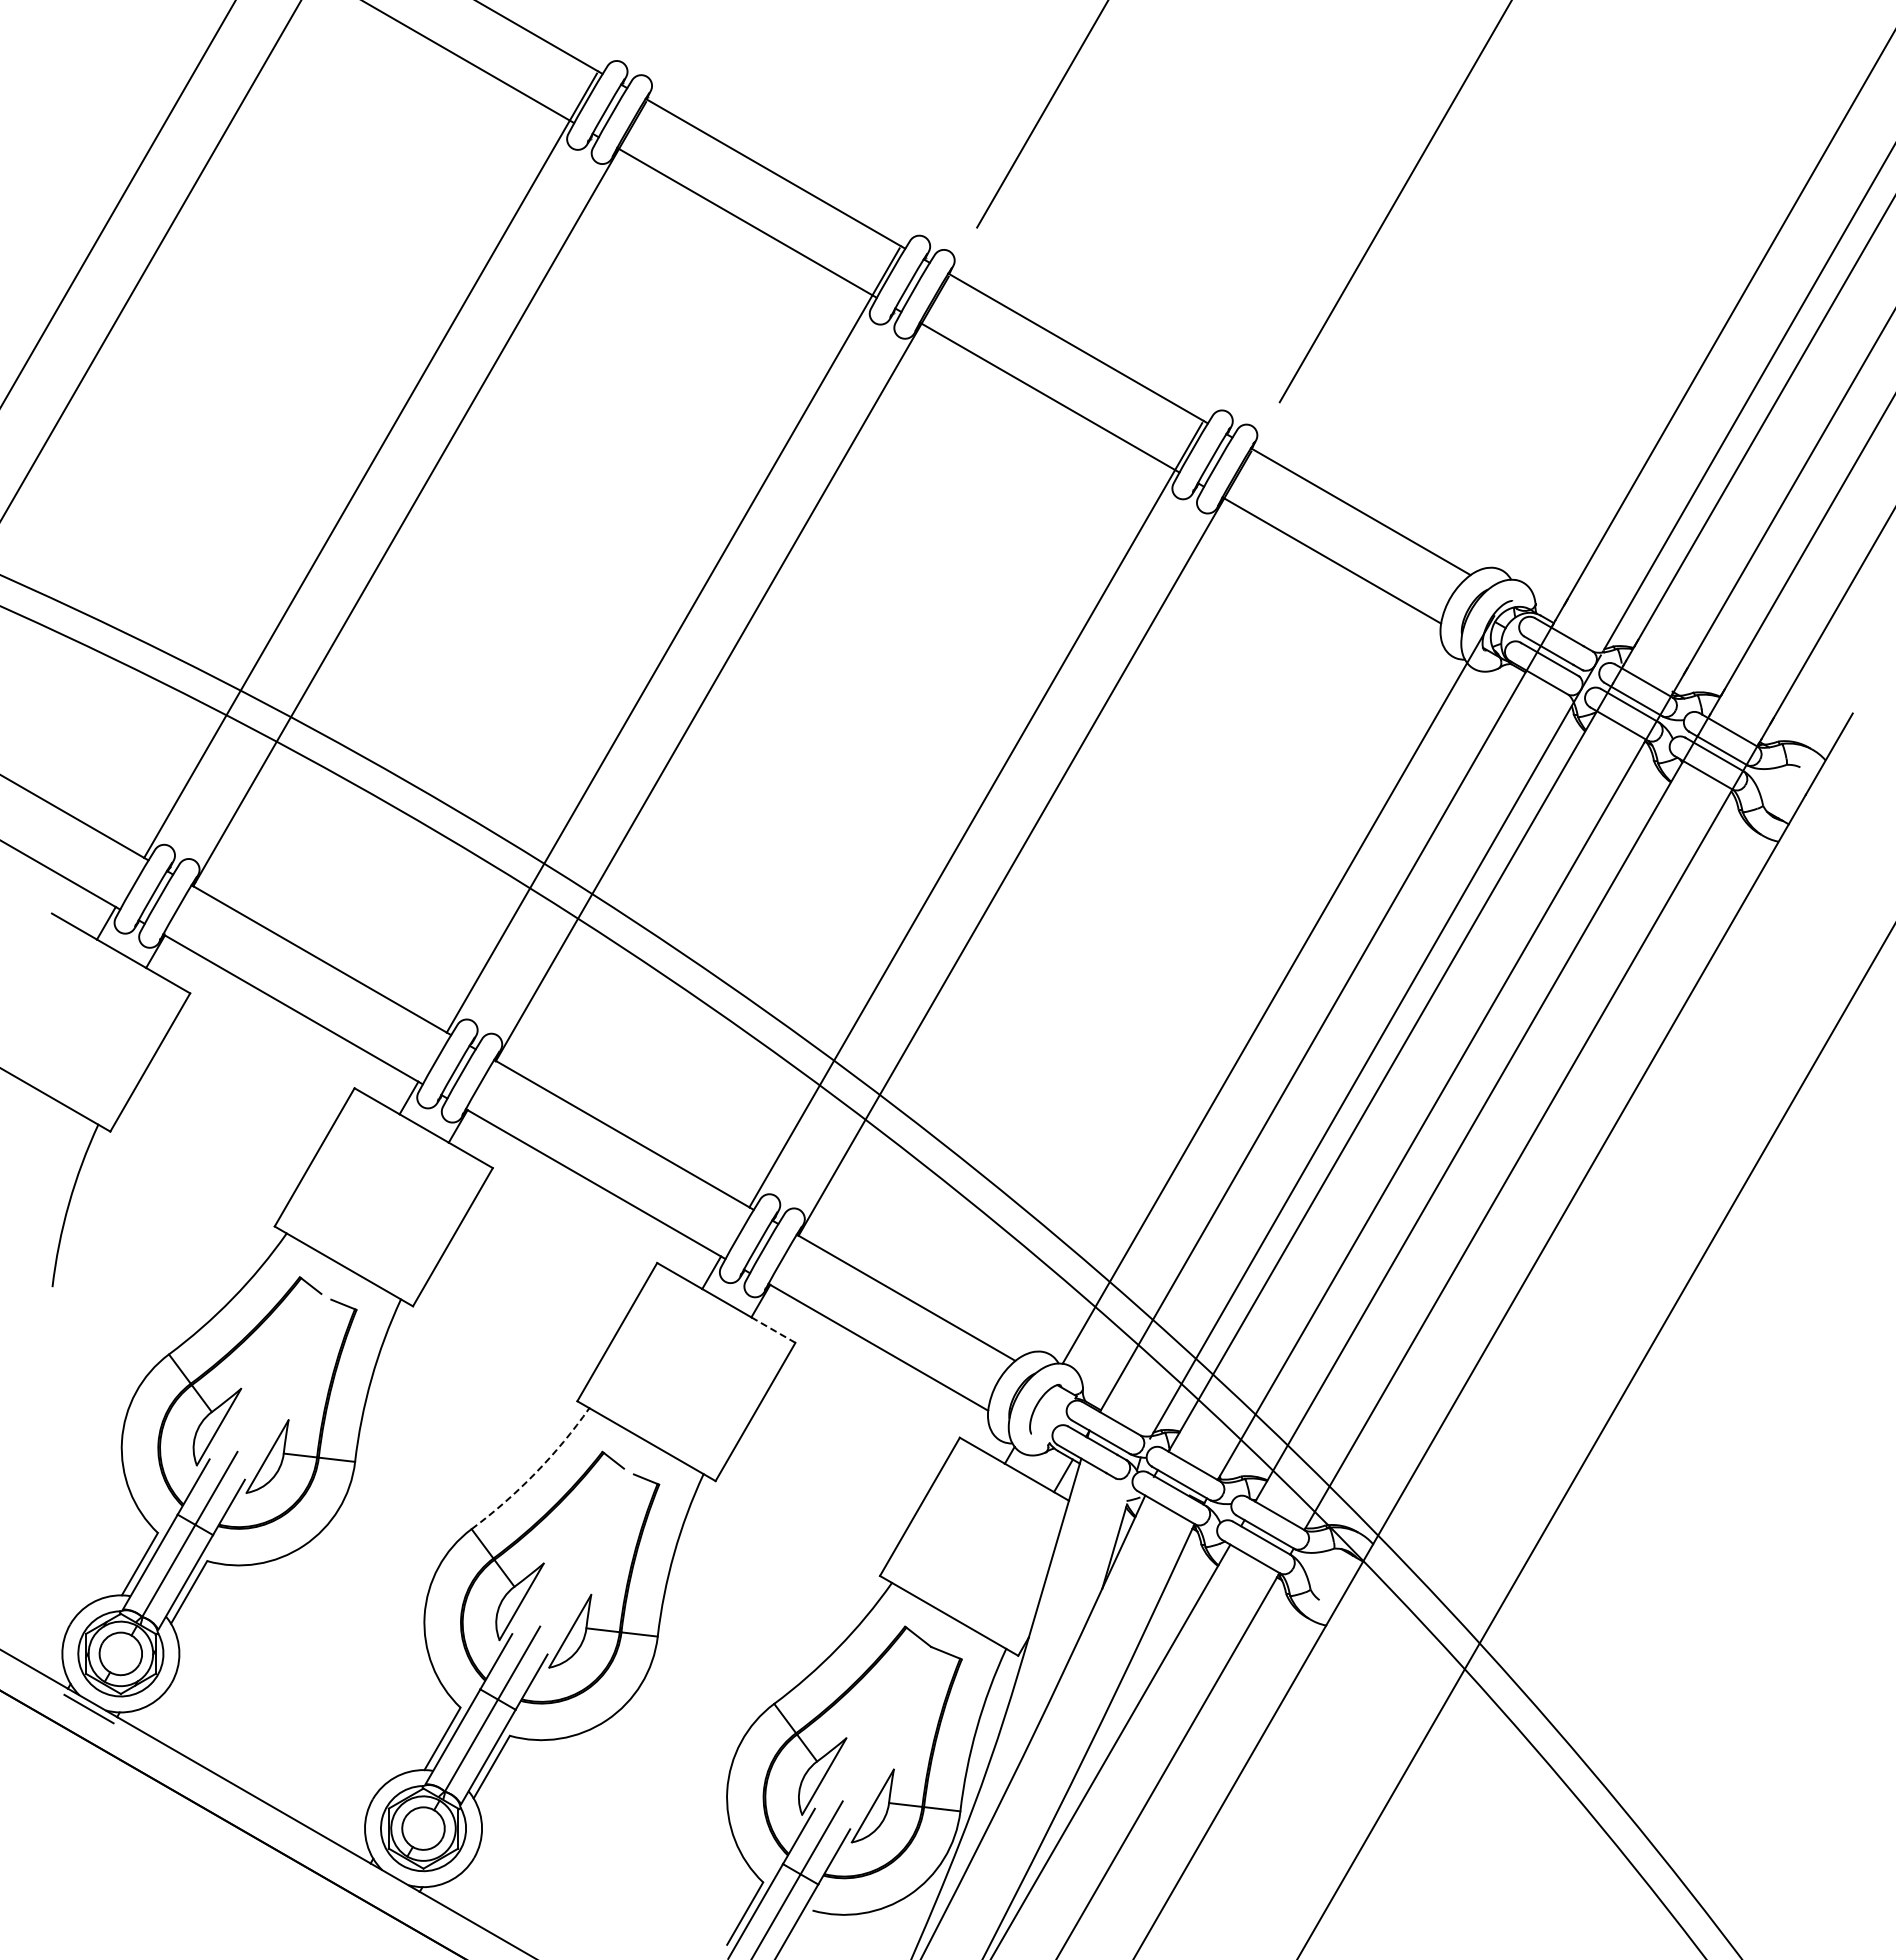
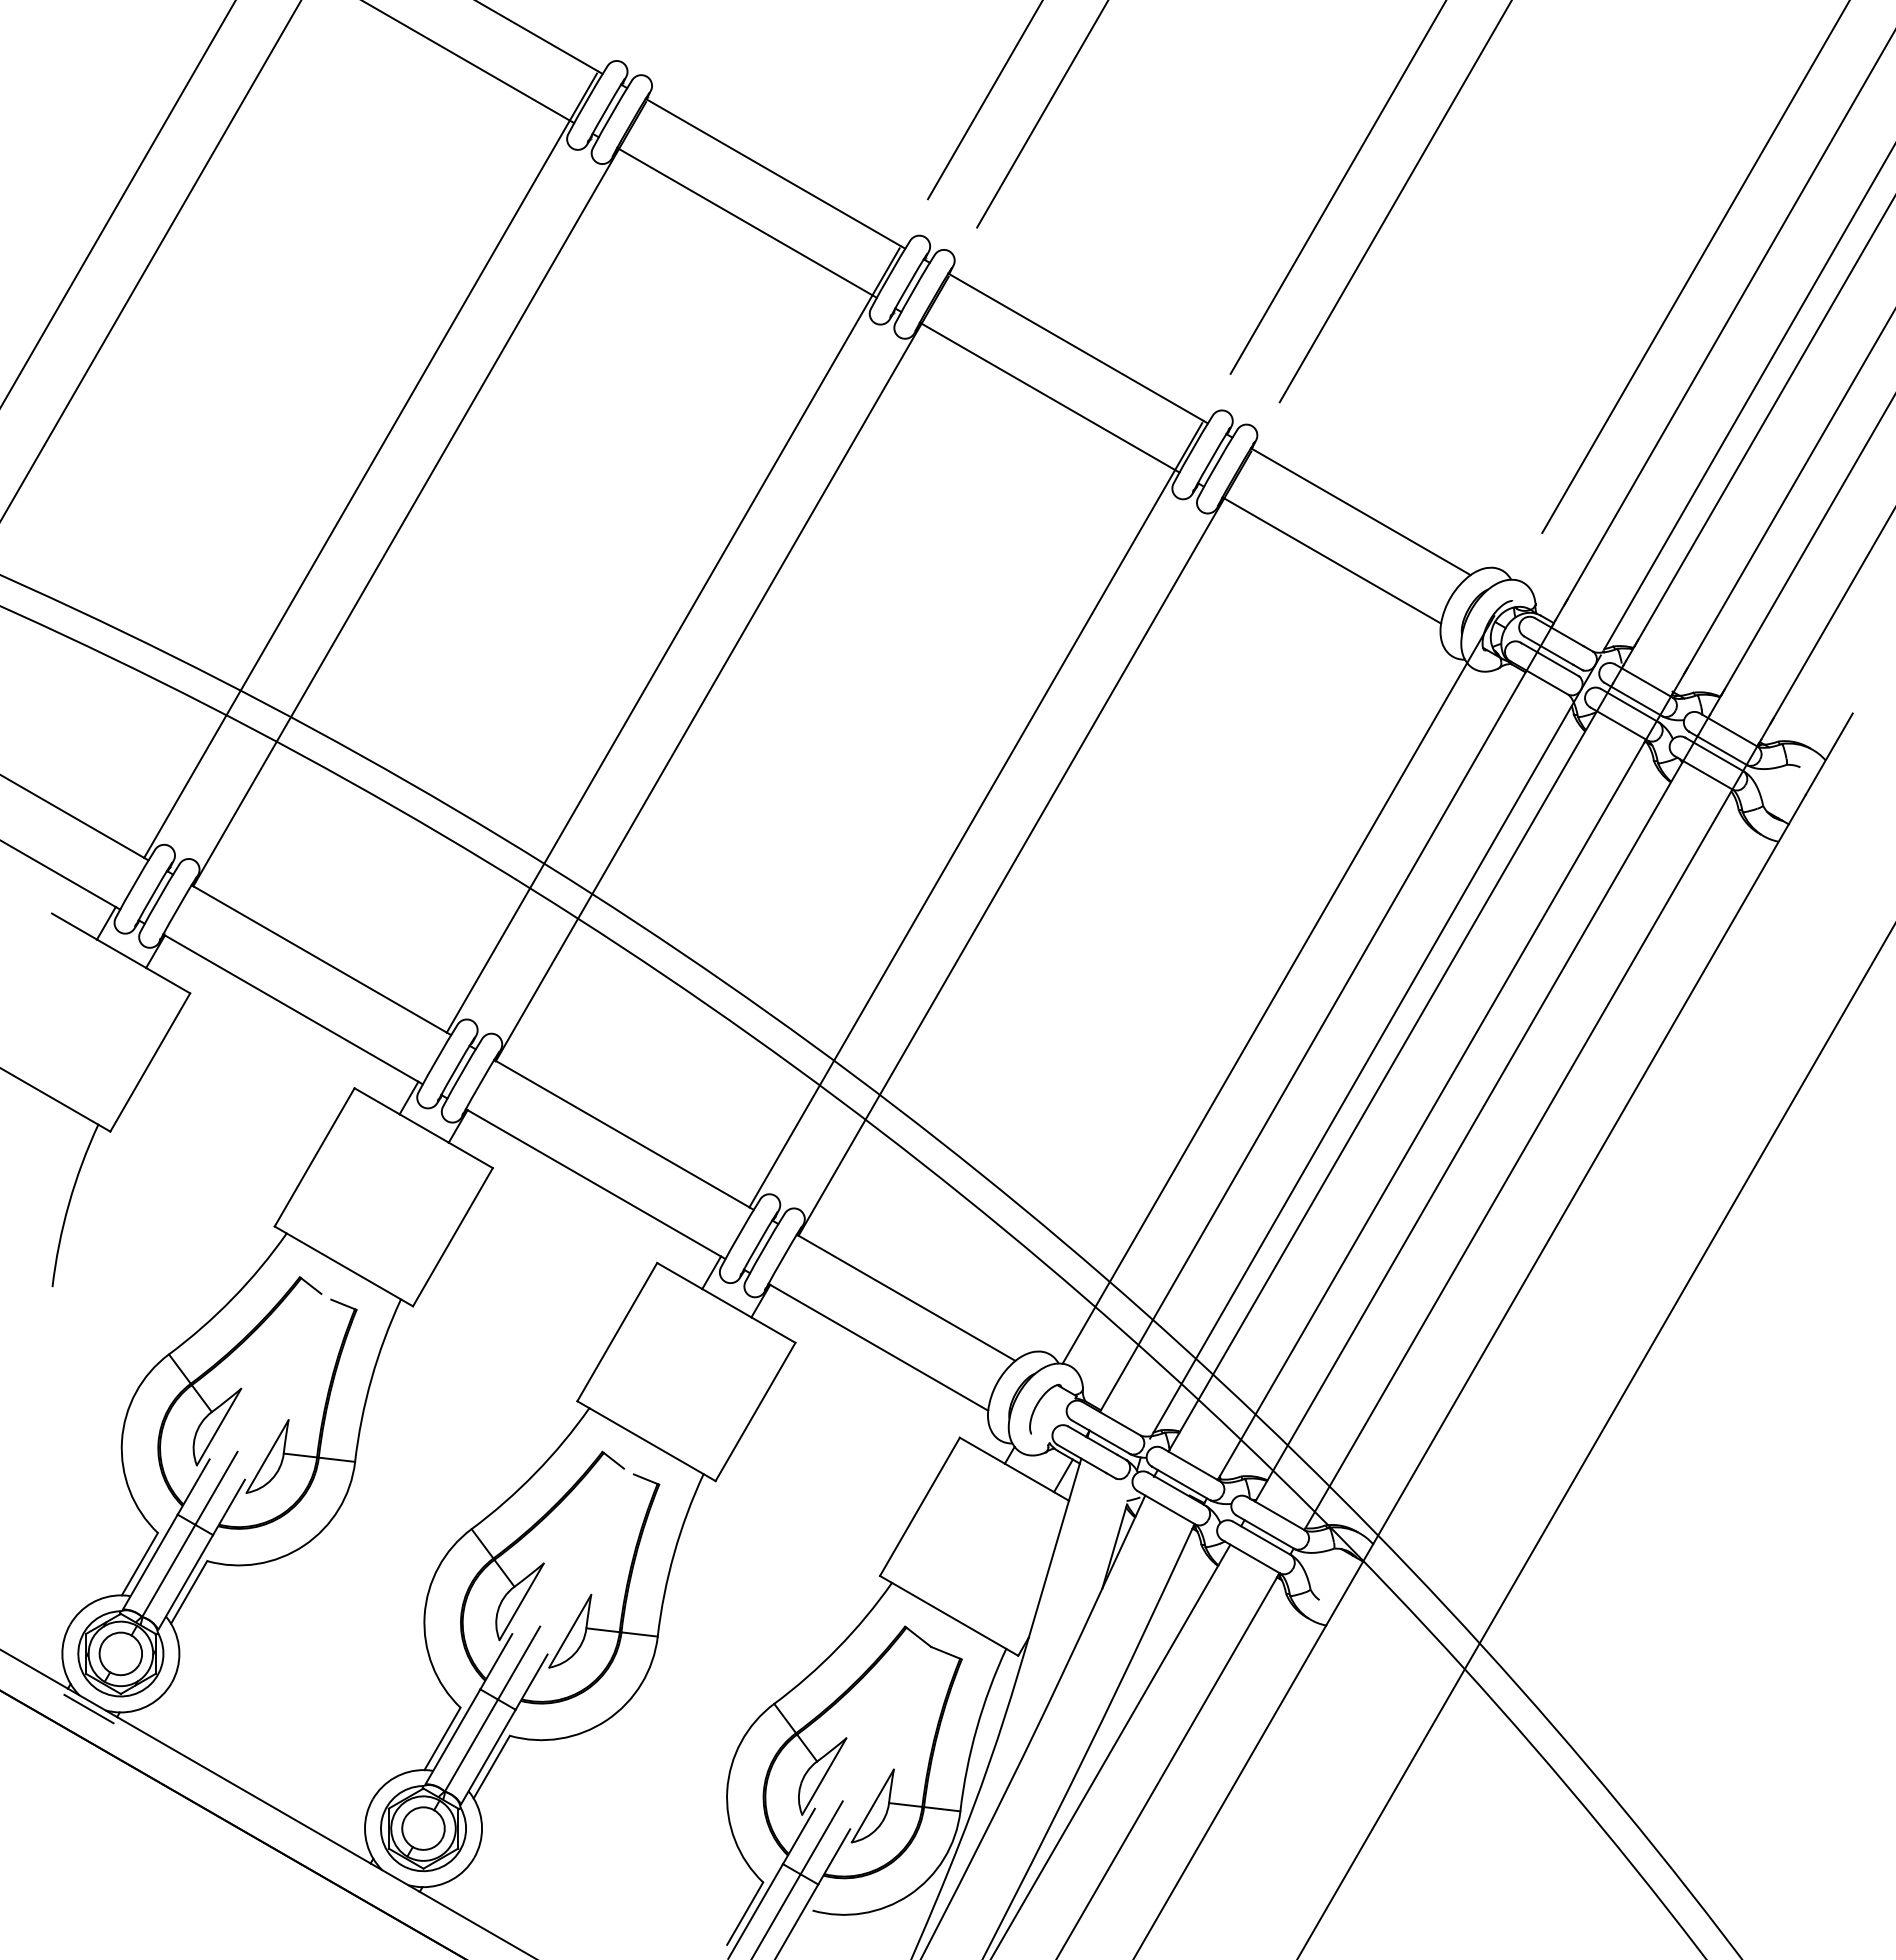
line: none -> present (984, 100)
line: none -> present (1337, 187)
line: none -> present (1695, 267)
line: dashed -> solid (773, 1330)
arc: dashed -> solid (535, 1473)
